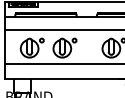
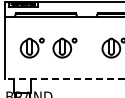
line: present -> none (63, 29)
line: present -> none (63, 64)
line: solid -> dashed (64, 79)
